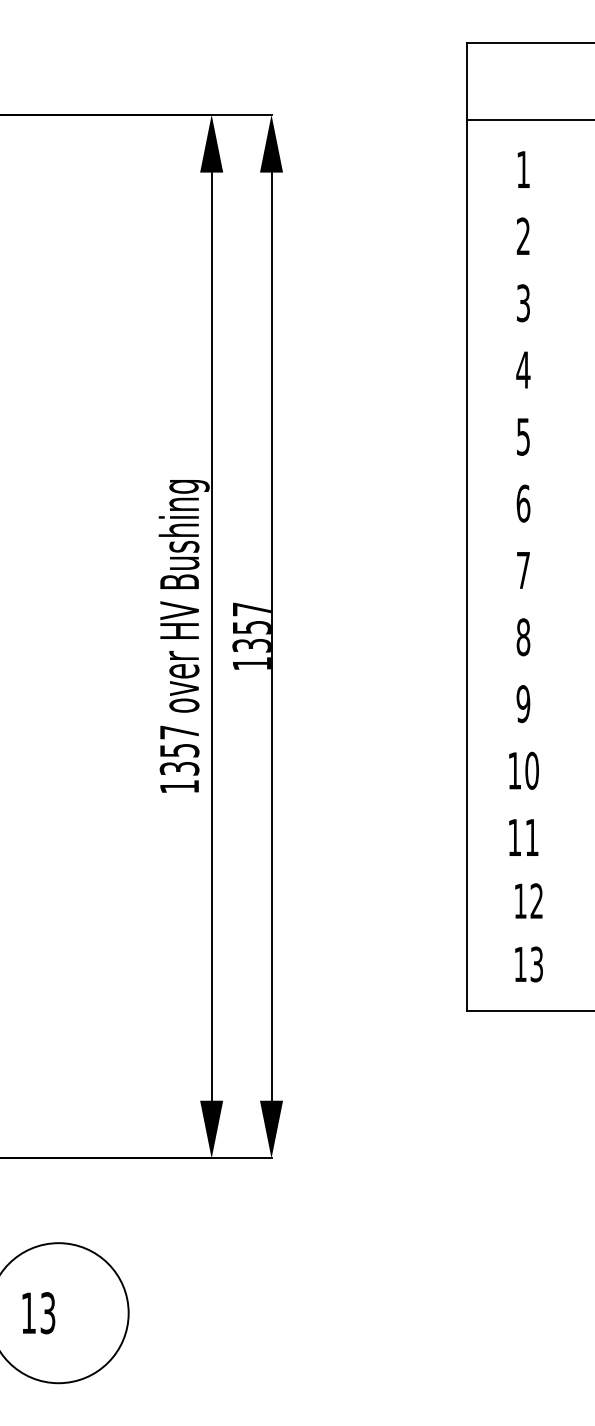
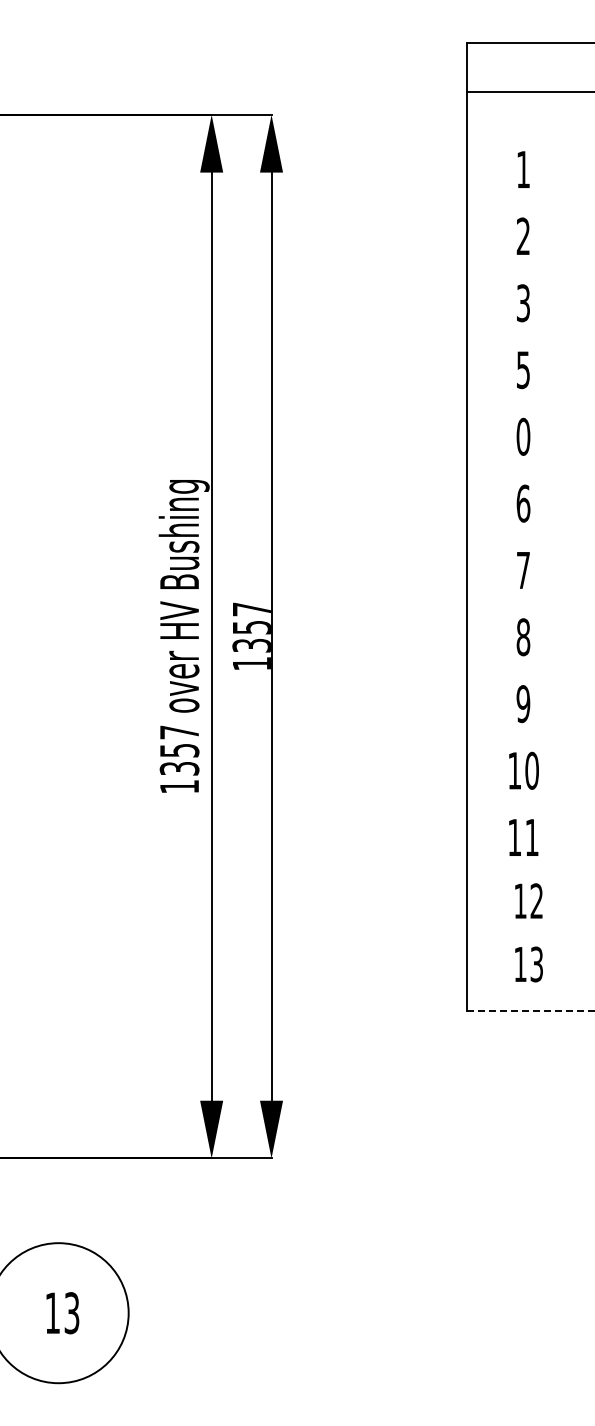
line position: (529, 120) -> (529, 92) (529, 92)
text: 4 -> 5 (523, 370)
text: 5 -> 0 (523, 436)
line: solid -> dashed (531, 1010)
text position: (38, 1313) -> (62, 1313) (62, 1313)
